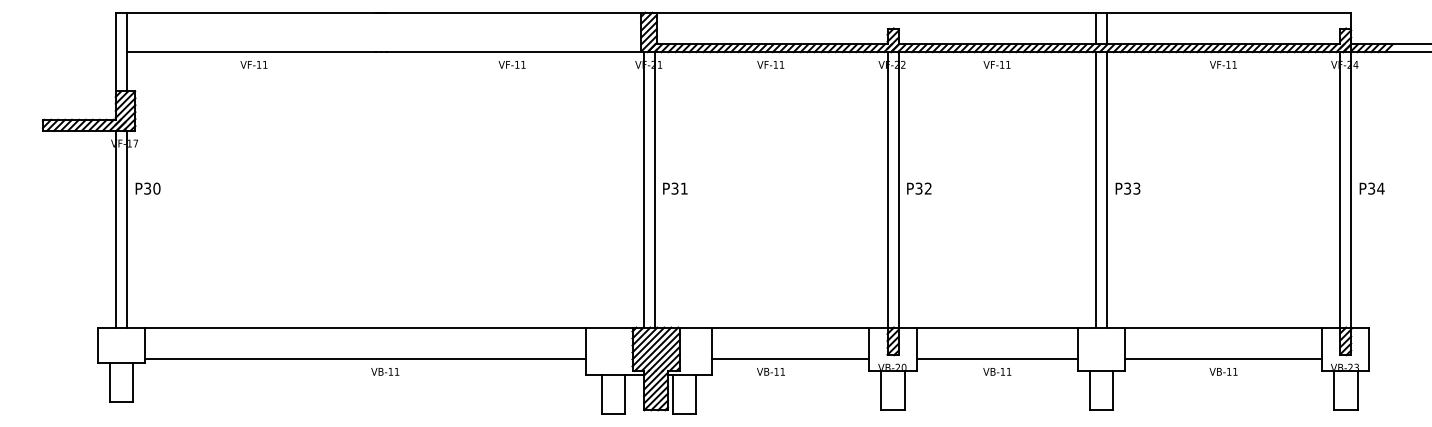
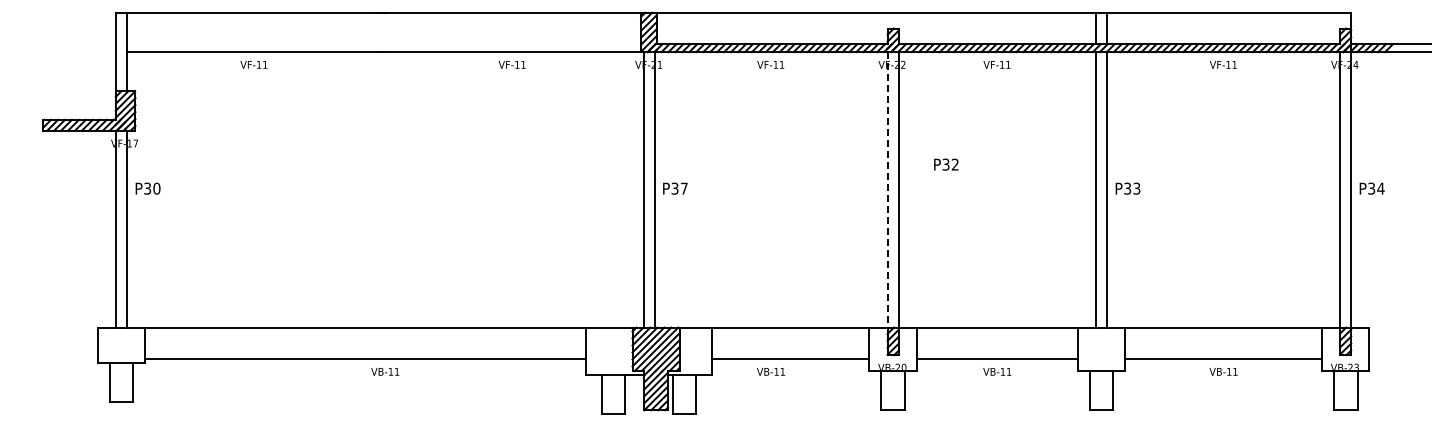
text: P31 -> P37 (684, 188)
text position: (919, 188) -> (946, 164) (946, 164)
line: solid -> dashed (887, 189)
